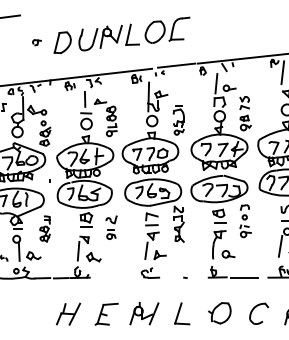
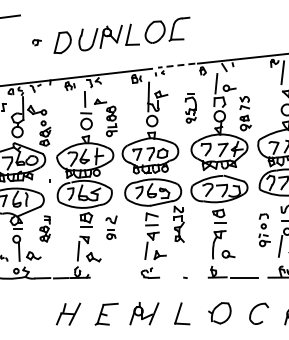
line: solid -> dashed (176, 65)
part position: (178, 120) -> (190, 108) (190, 108)
part position: (245, 221) -> (264, 230) (264, 230)
